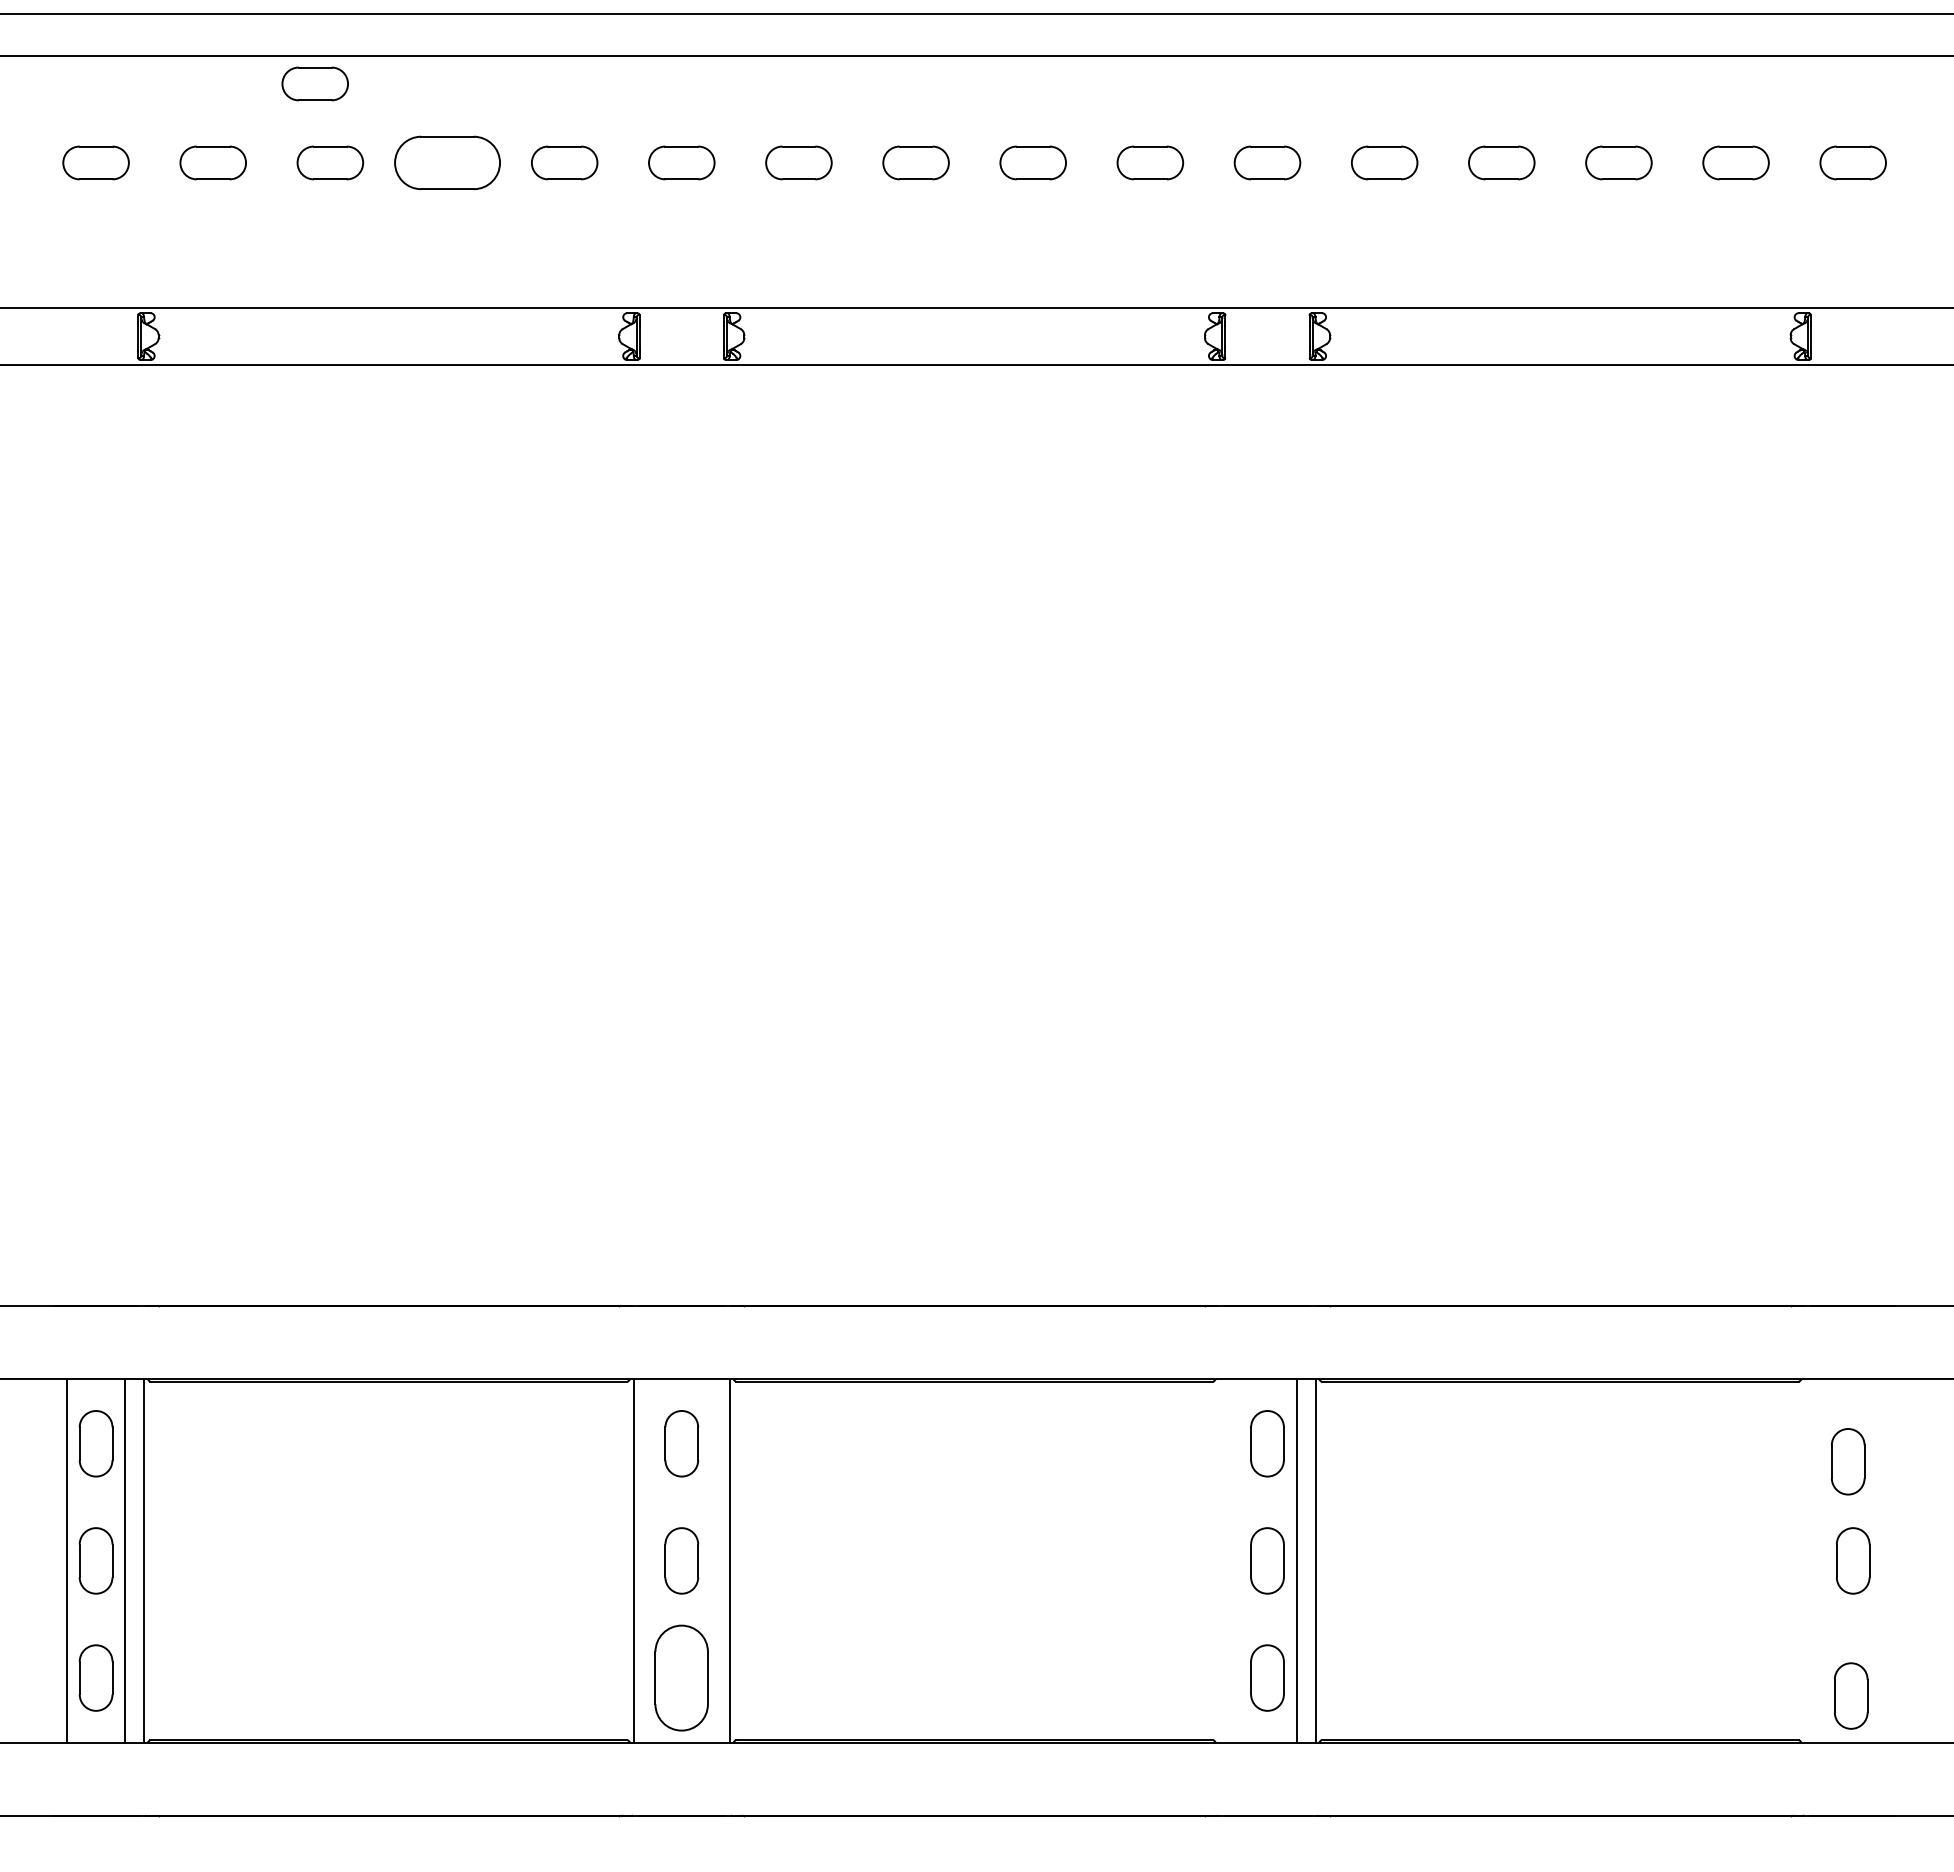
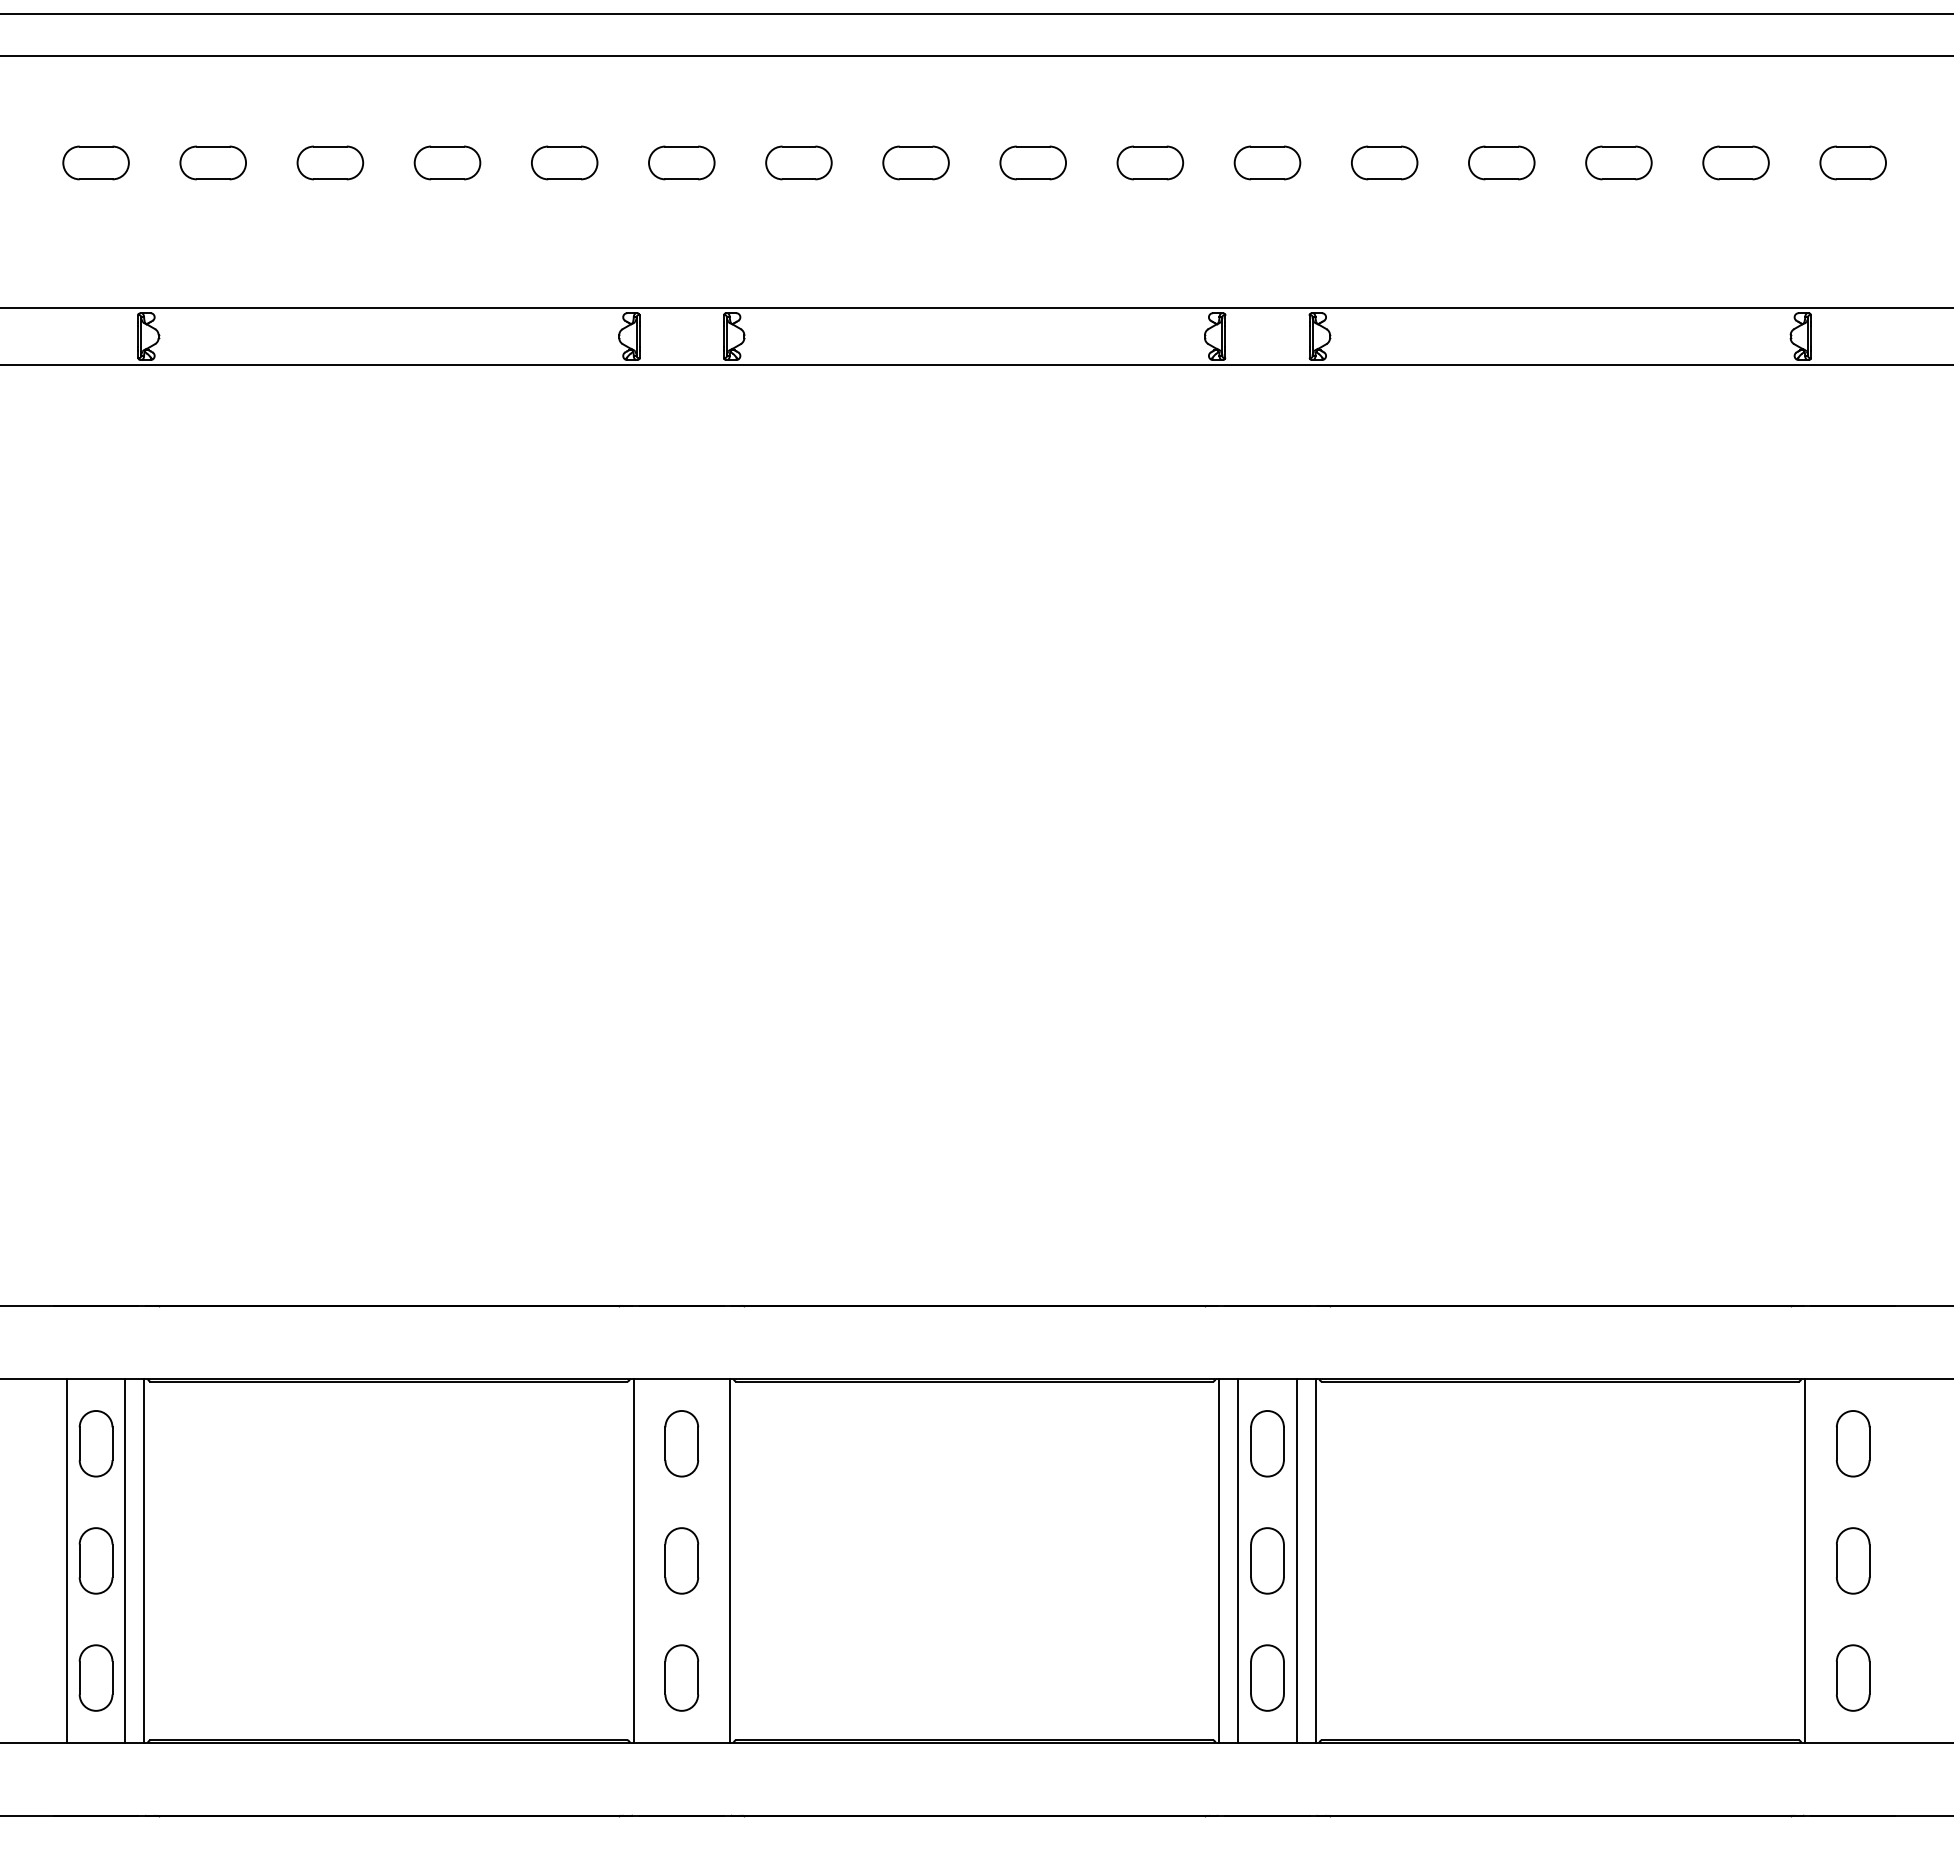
part: present -> none (314, 83)
part size: 107x56 px -> 69x36 px (447, 162)
part position: (1848, 1461) -> (1853, 1443) (1853, 1443)
line: none -> present (1219, 1560)
line: none -> present (1238, 1560)
line: none -> present (1805, 1560)
part size: 55x108 px -> 36x68 px (681, 1677)
part position: (1851, 1695) -> (1853, 1677) (1853, 1677)
